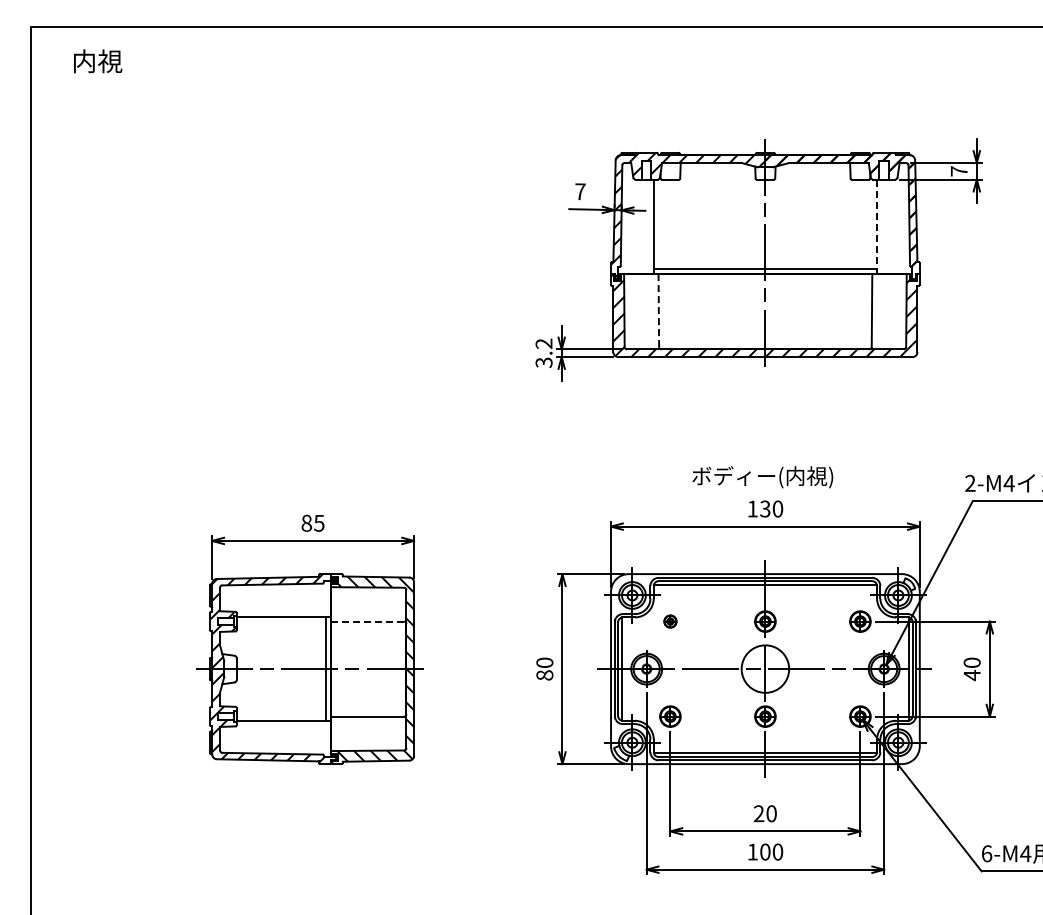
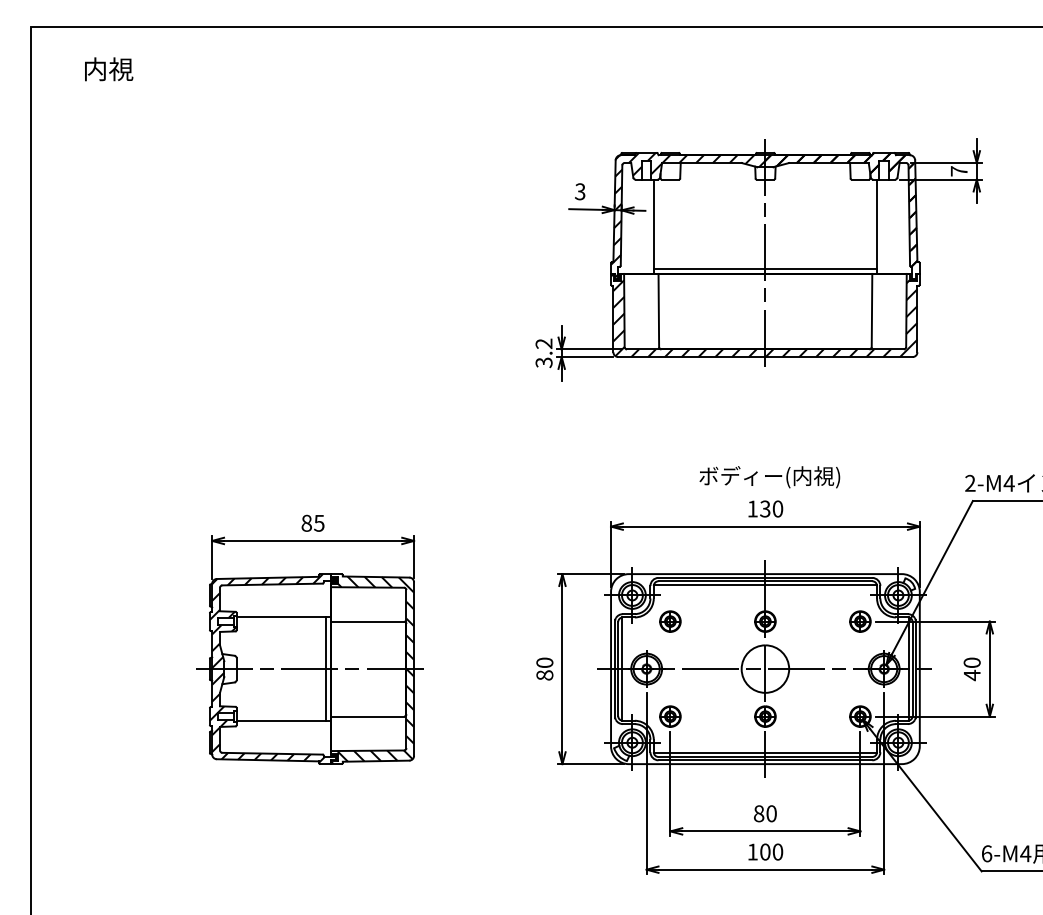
text position: (98, 61) -> (109, 69) (109, 69)
text: 7 -> 3 (580, 191)
line: dashed -> solid (877, 227)
line: dashed -> solid (658, 310)
text position: (762, 477) -> (769, 477) (769, 477)
line: dashed -> solid (367, 621)
part size: 15x15 px -> 23x23 px (670, 621)
text: 20 -> 80 (758, 813)
